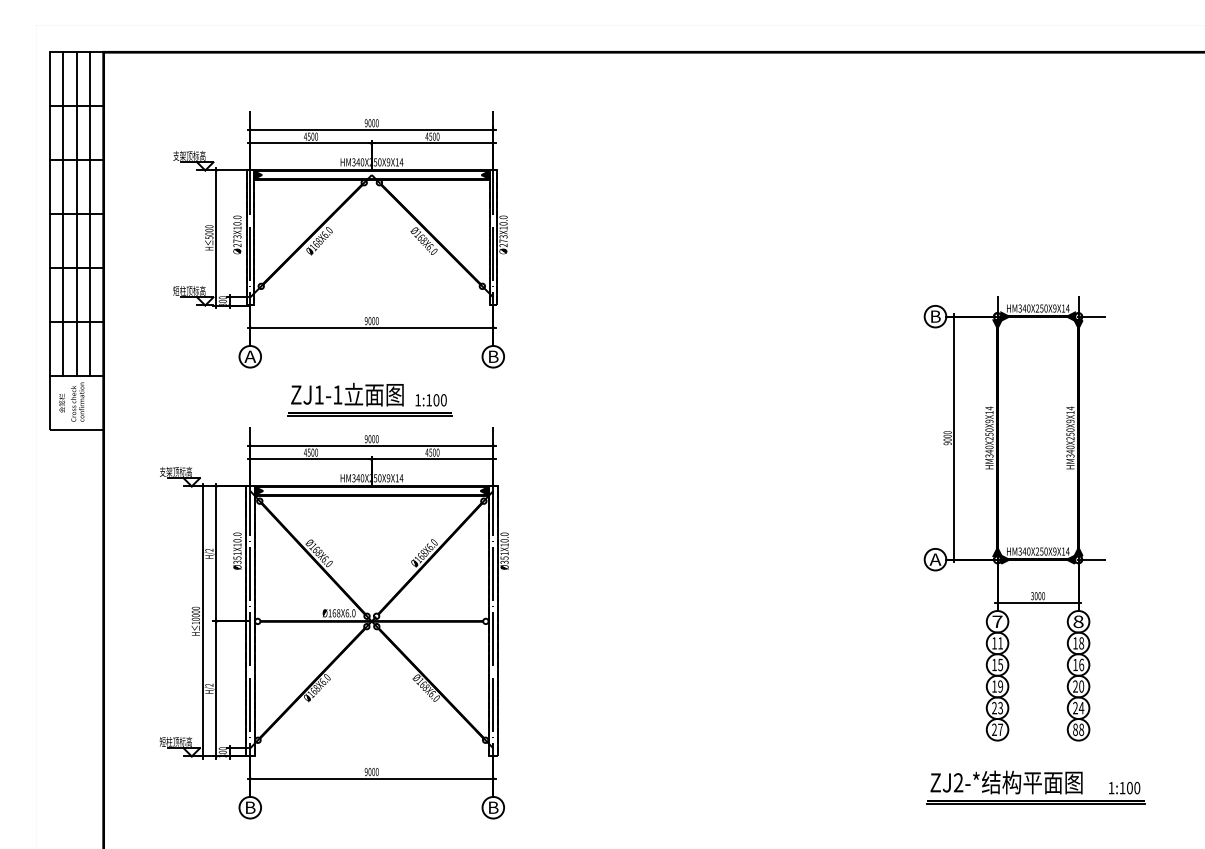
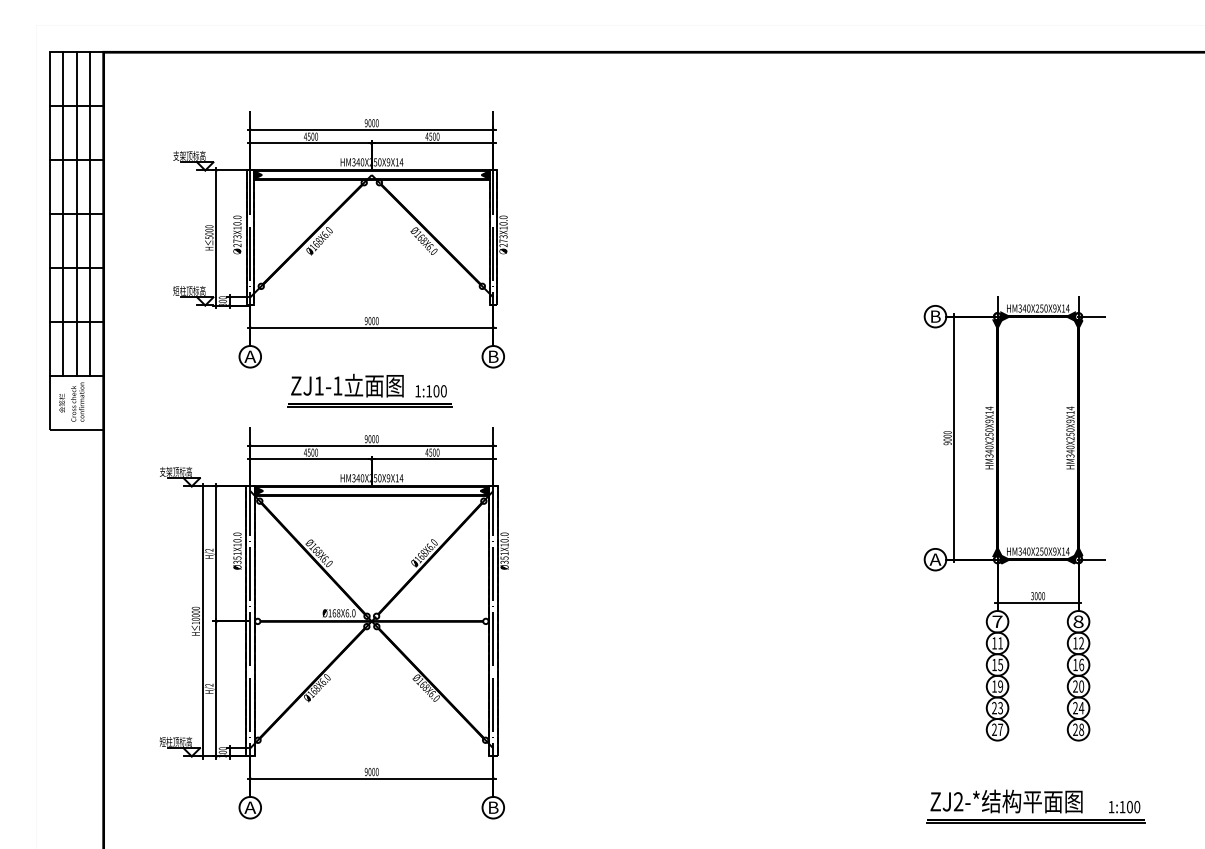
part position: (369, 399) -> (369, 390) (369, 390)
text: 18 -> 12 (1081, 643)
text: 88 -> 28 (1075, 729)
part position: (1035, 787) -> (1035, 806) (1035, 806)
text: B -> A (250, 807)
